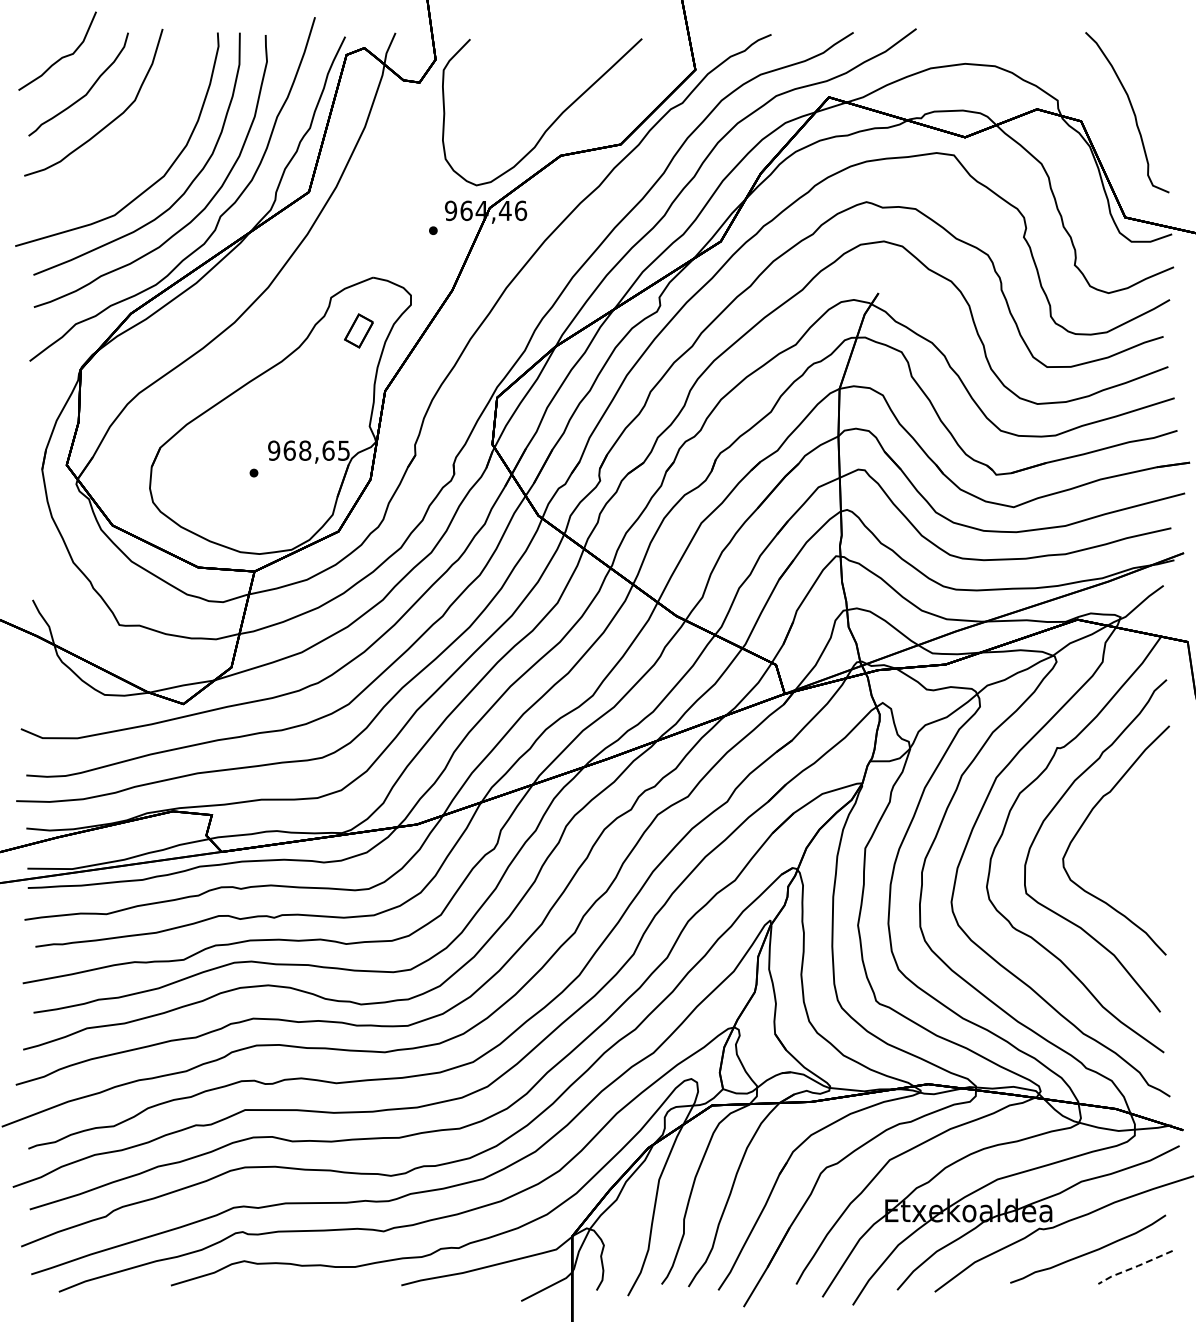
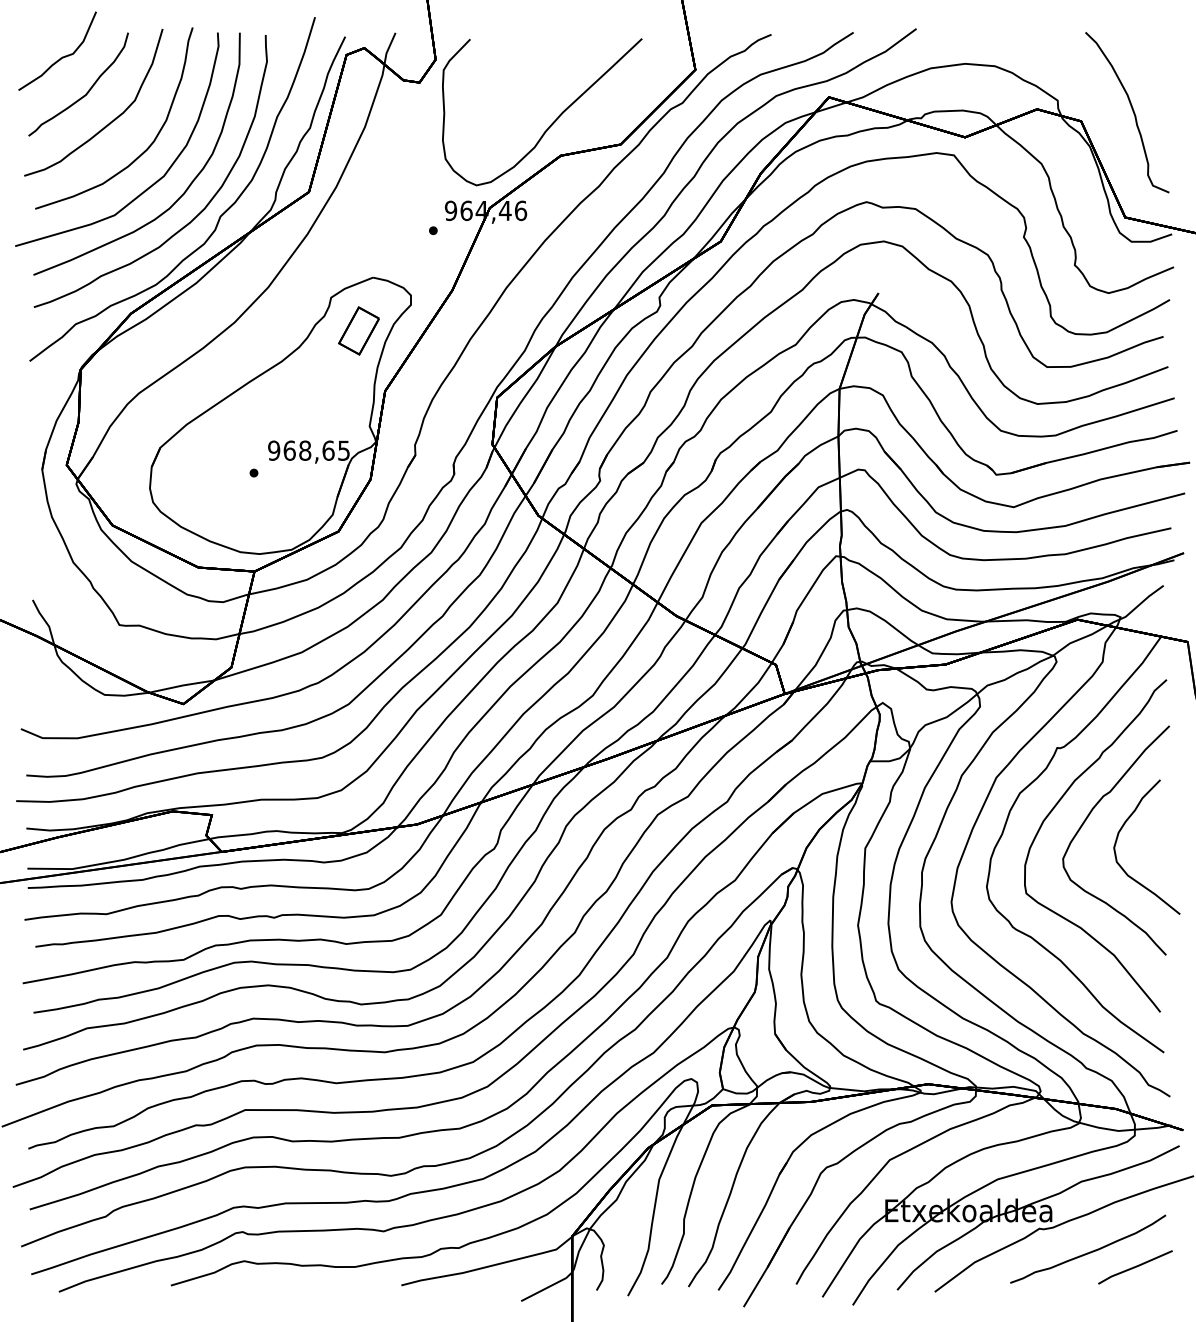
curve: none -> present (145, 149)
part size: 30x36 px -> 42x50 px (358, 330)
curve: none -> present (1118, 837)
line: dashed -> solid (1134, 1267)
